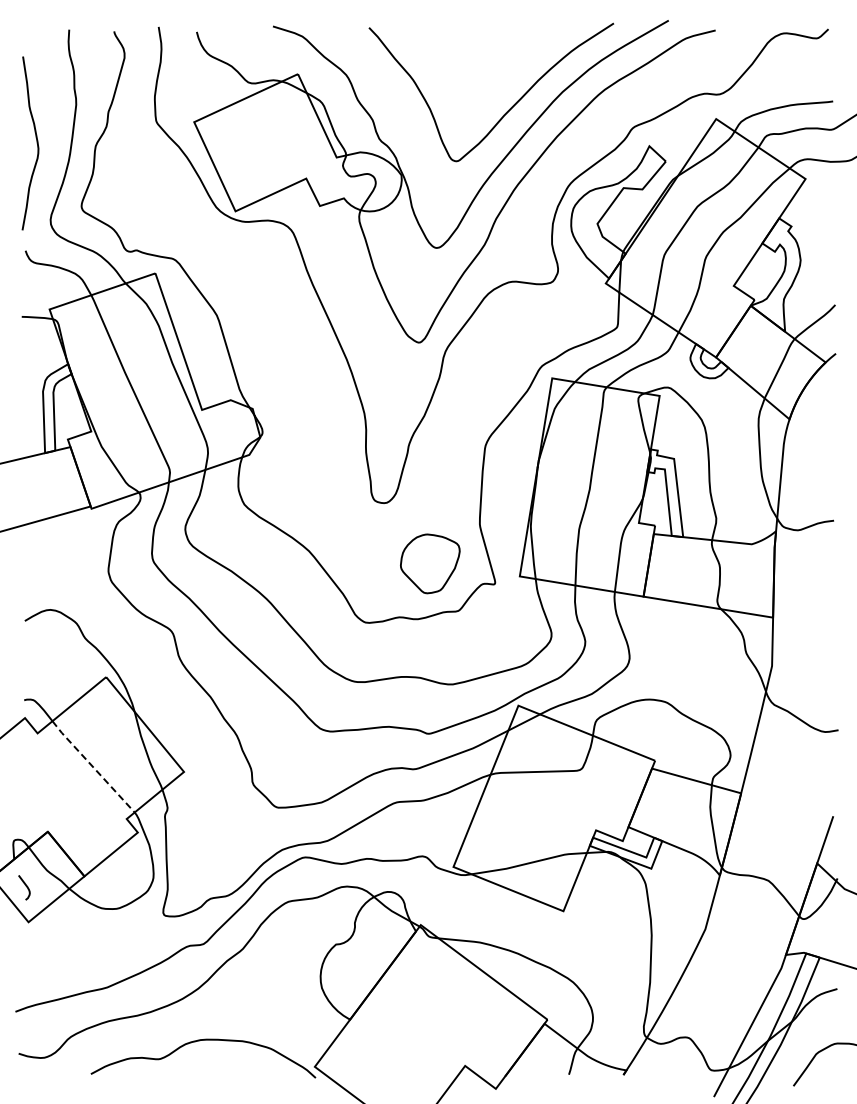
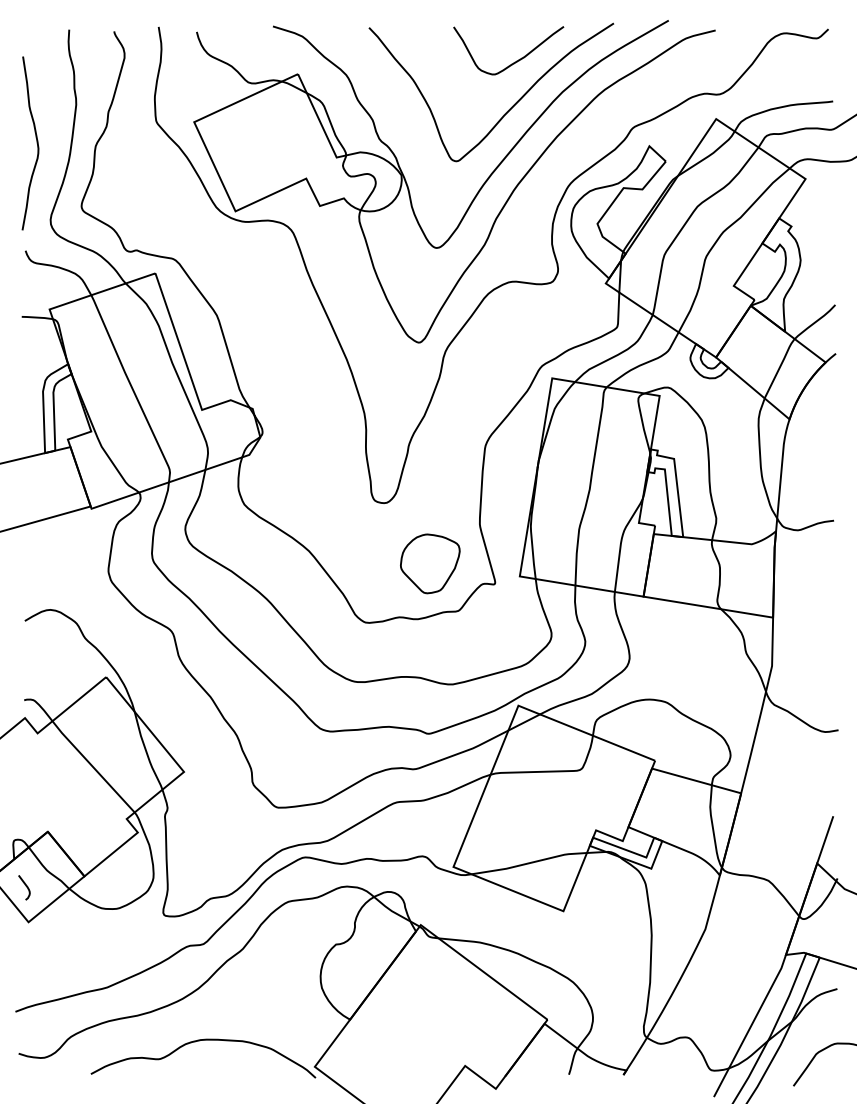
curve: none -> present (516, 60)
line: dashed -> solid (92, 766)
